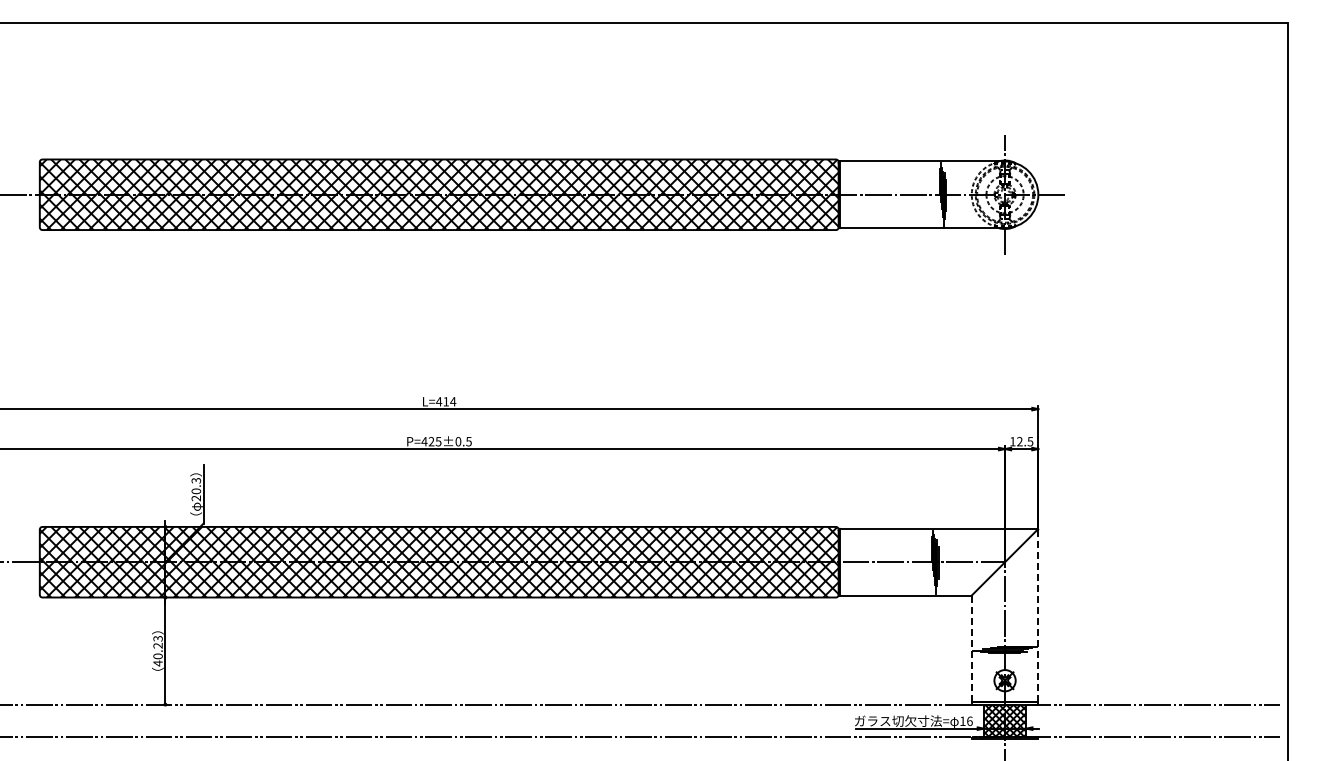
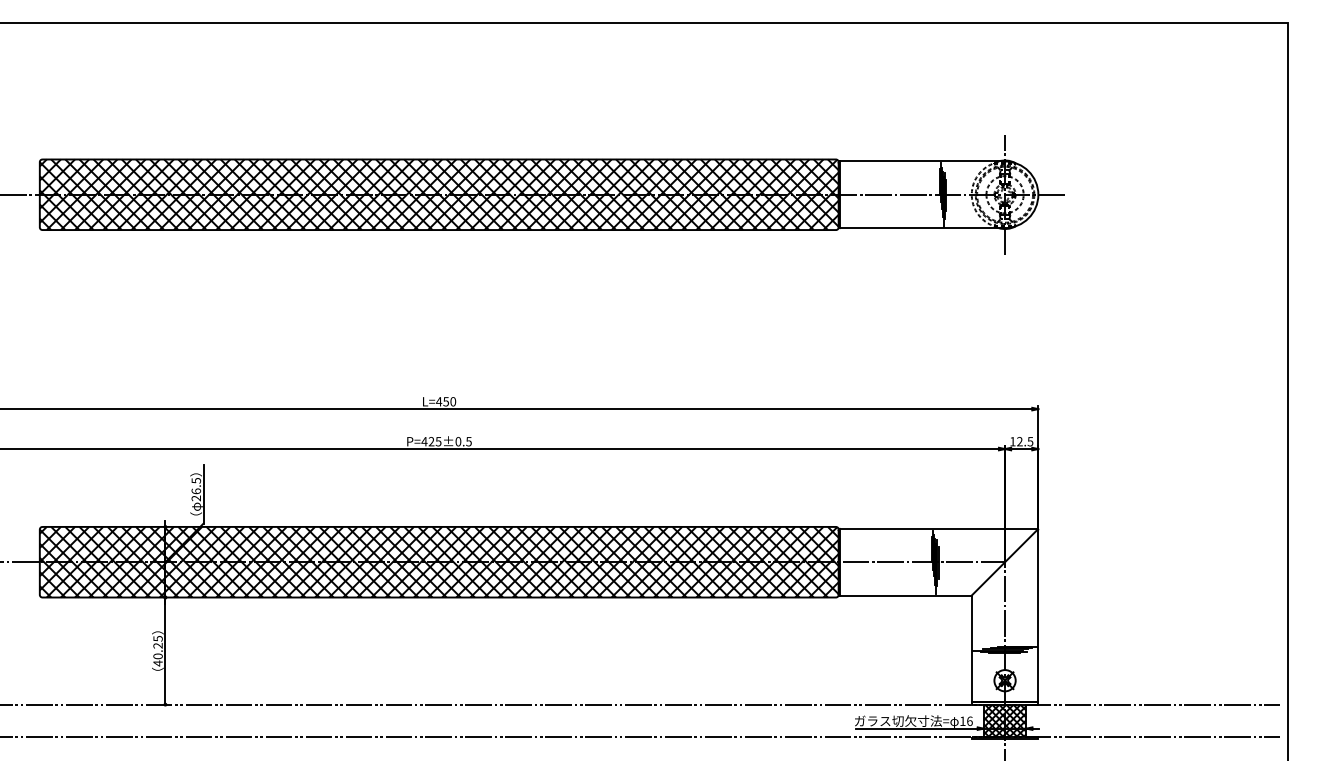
text: L=414 -> L=450 (449, 401)
text: 20.3 -> 26.5 (195, 486)
line: dashed -> solid (1038, 616)
text: 40.23 -> 40.25 (157, 638)
line: dashed -> solid (971, 648)
